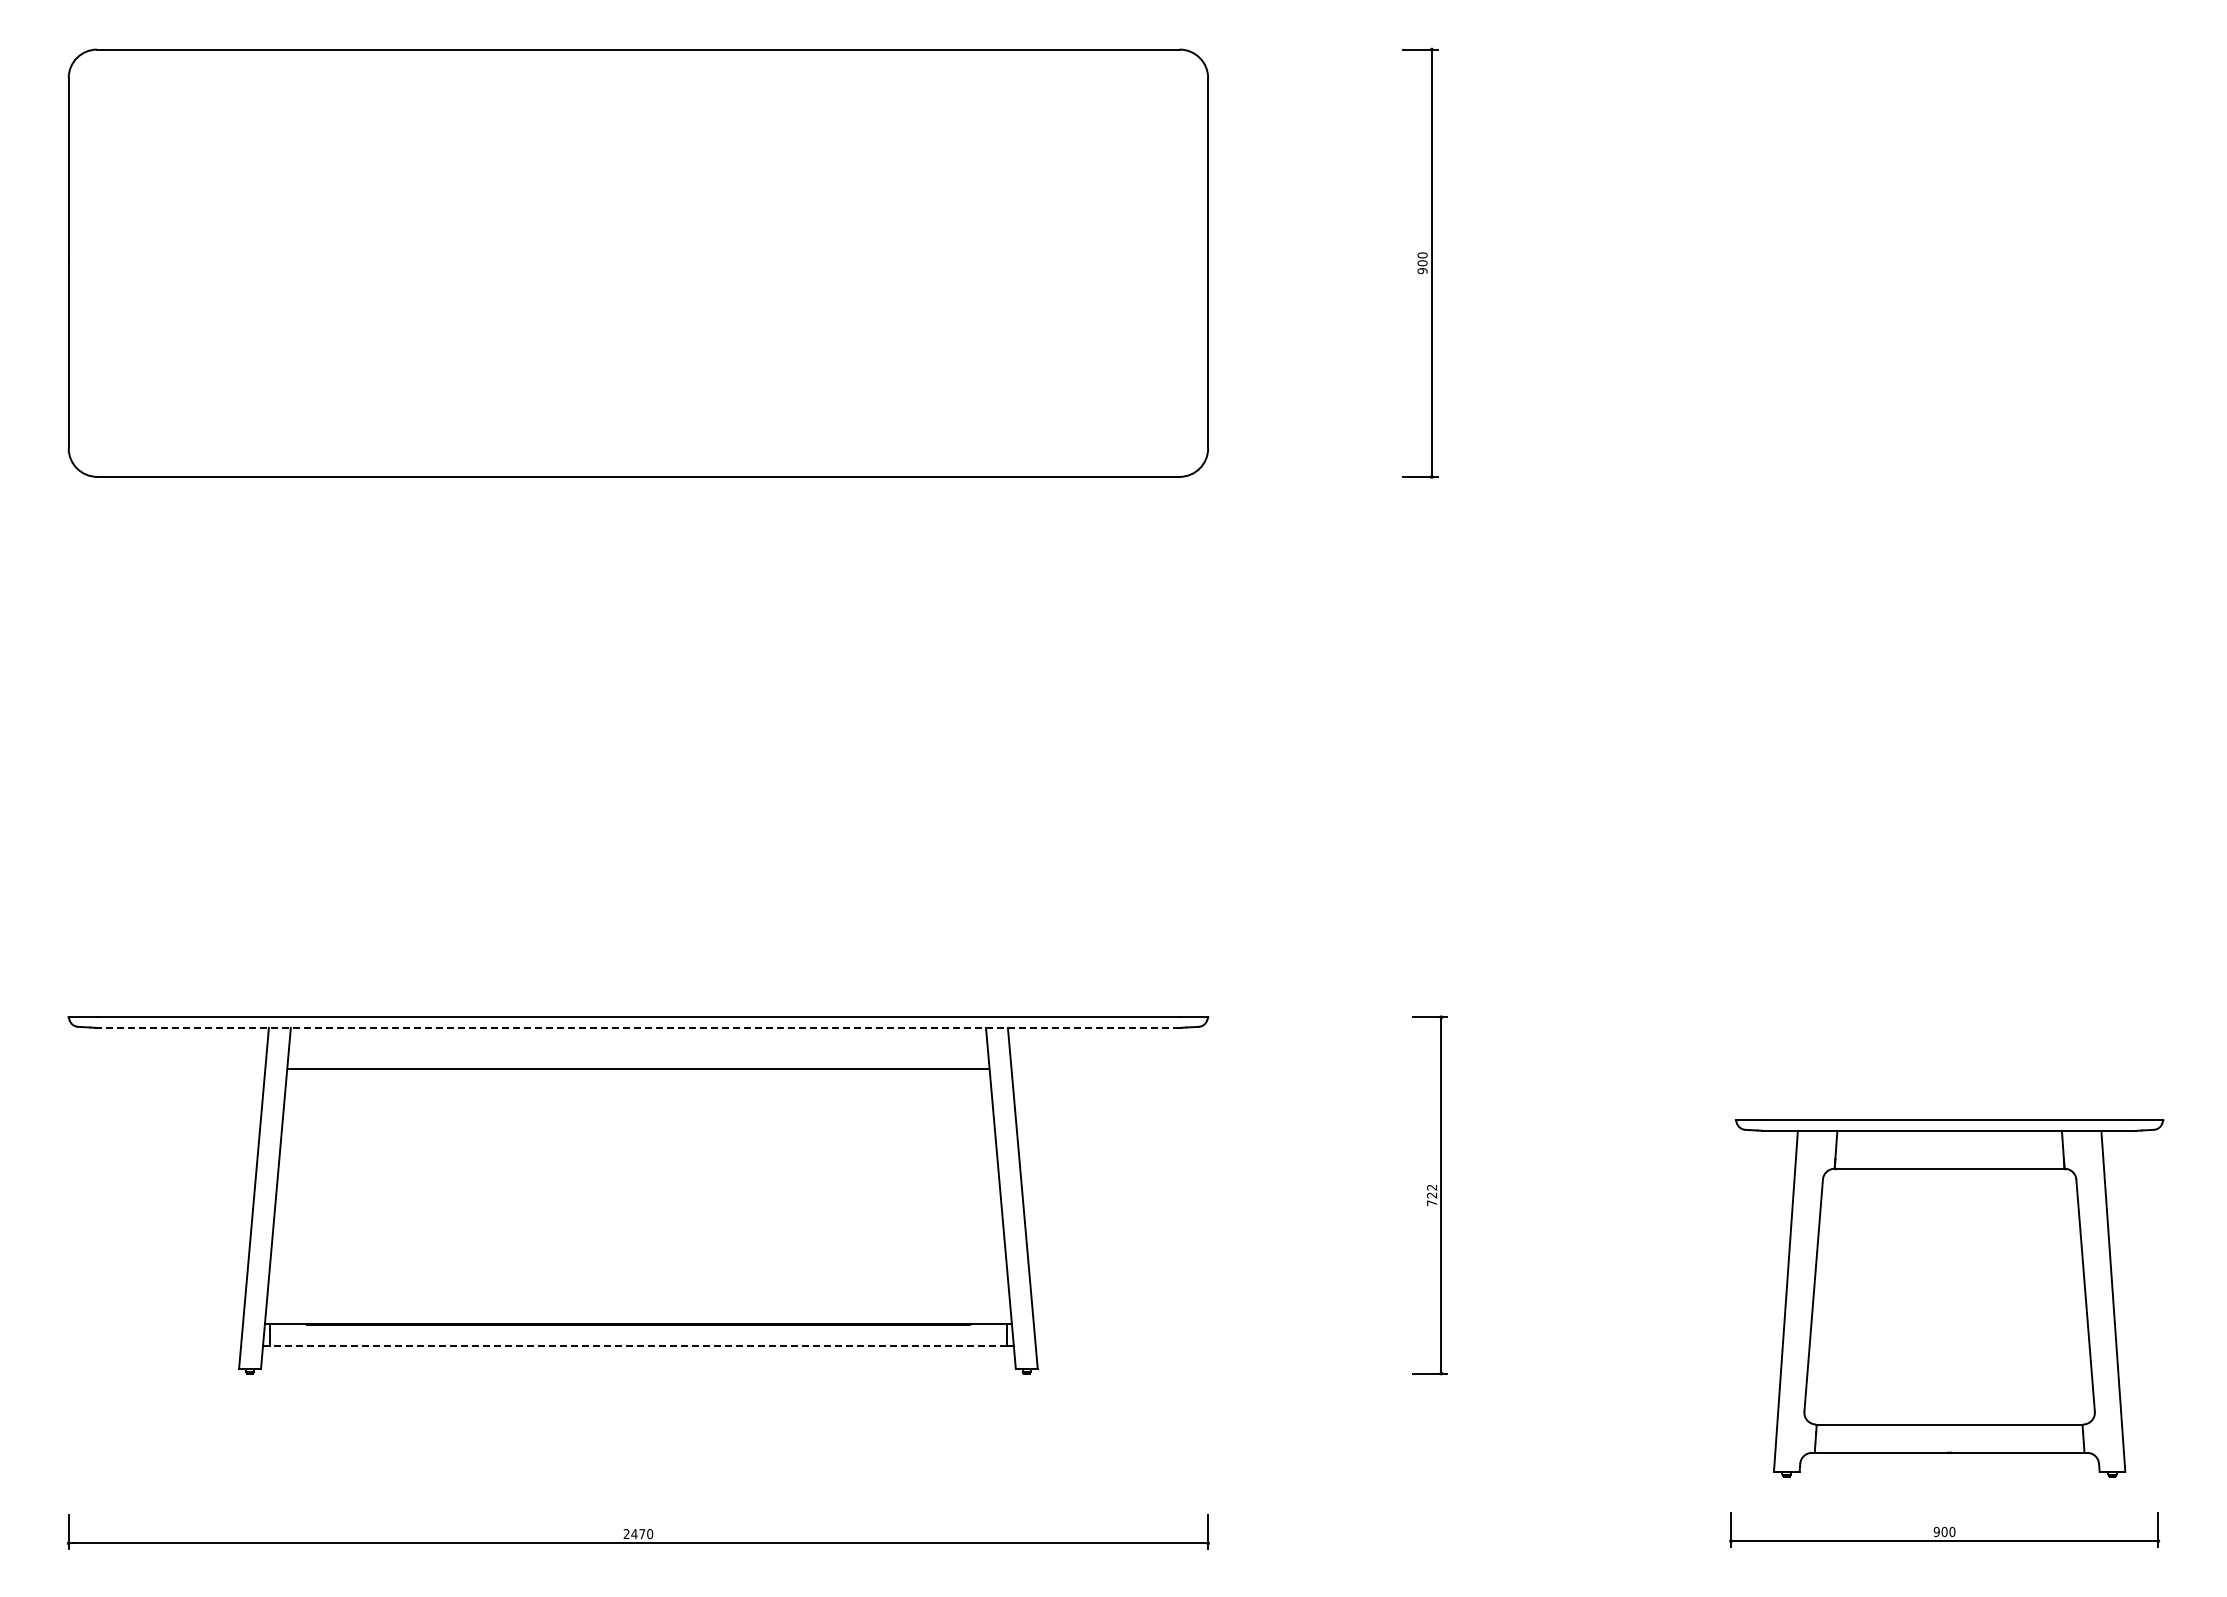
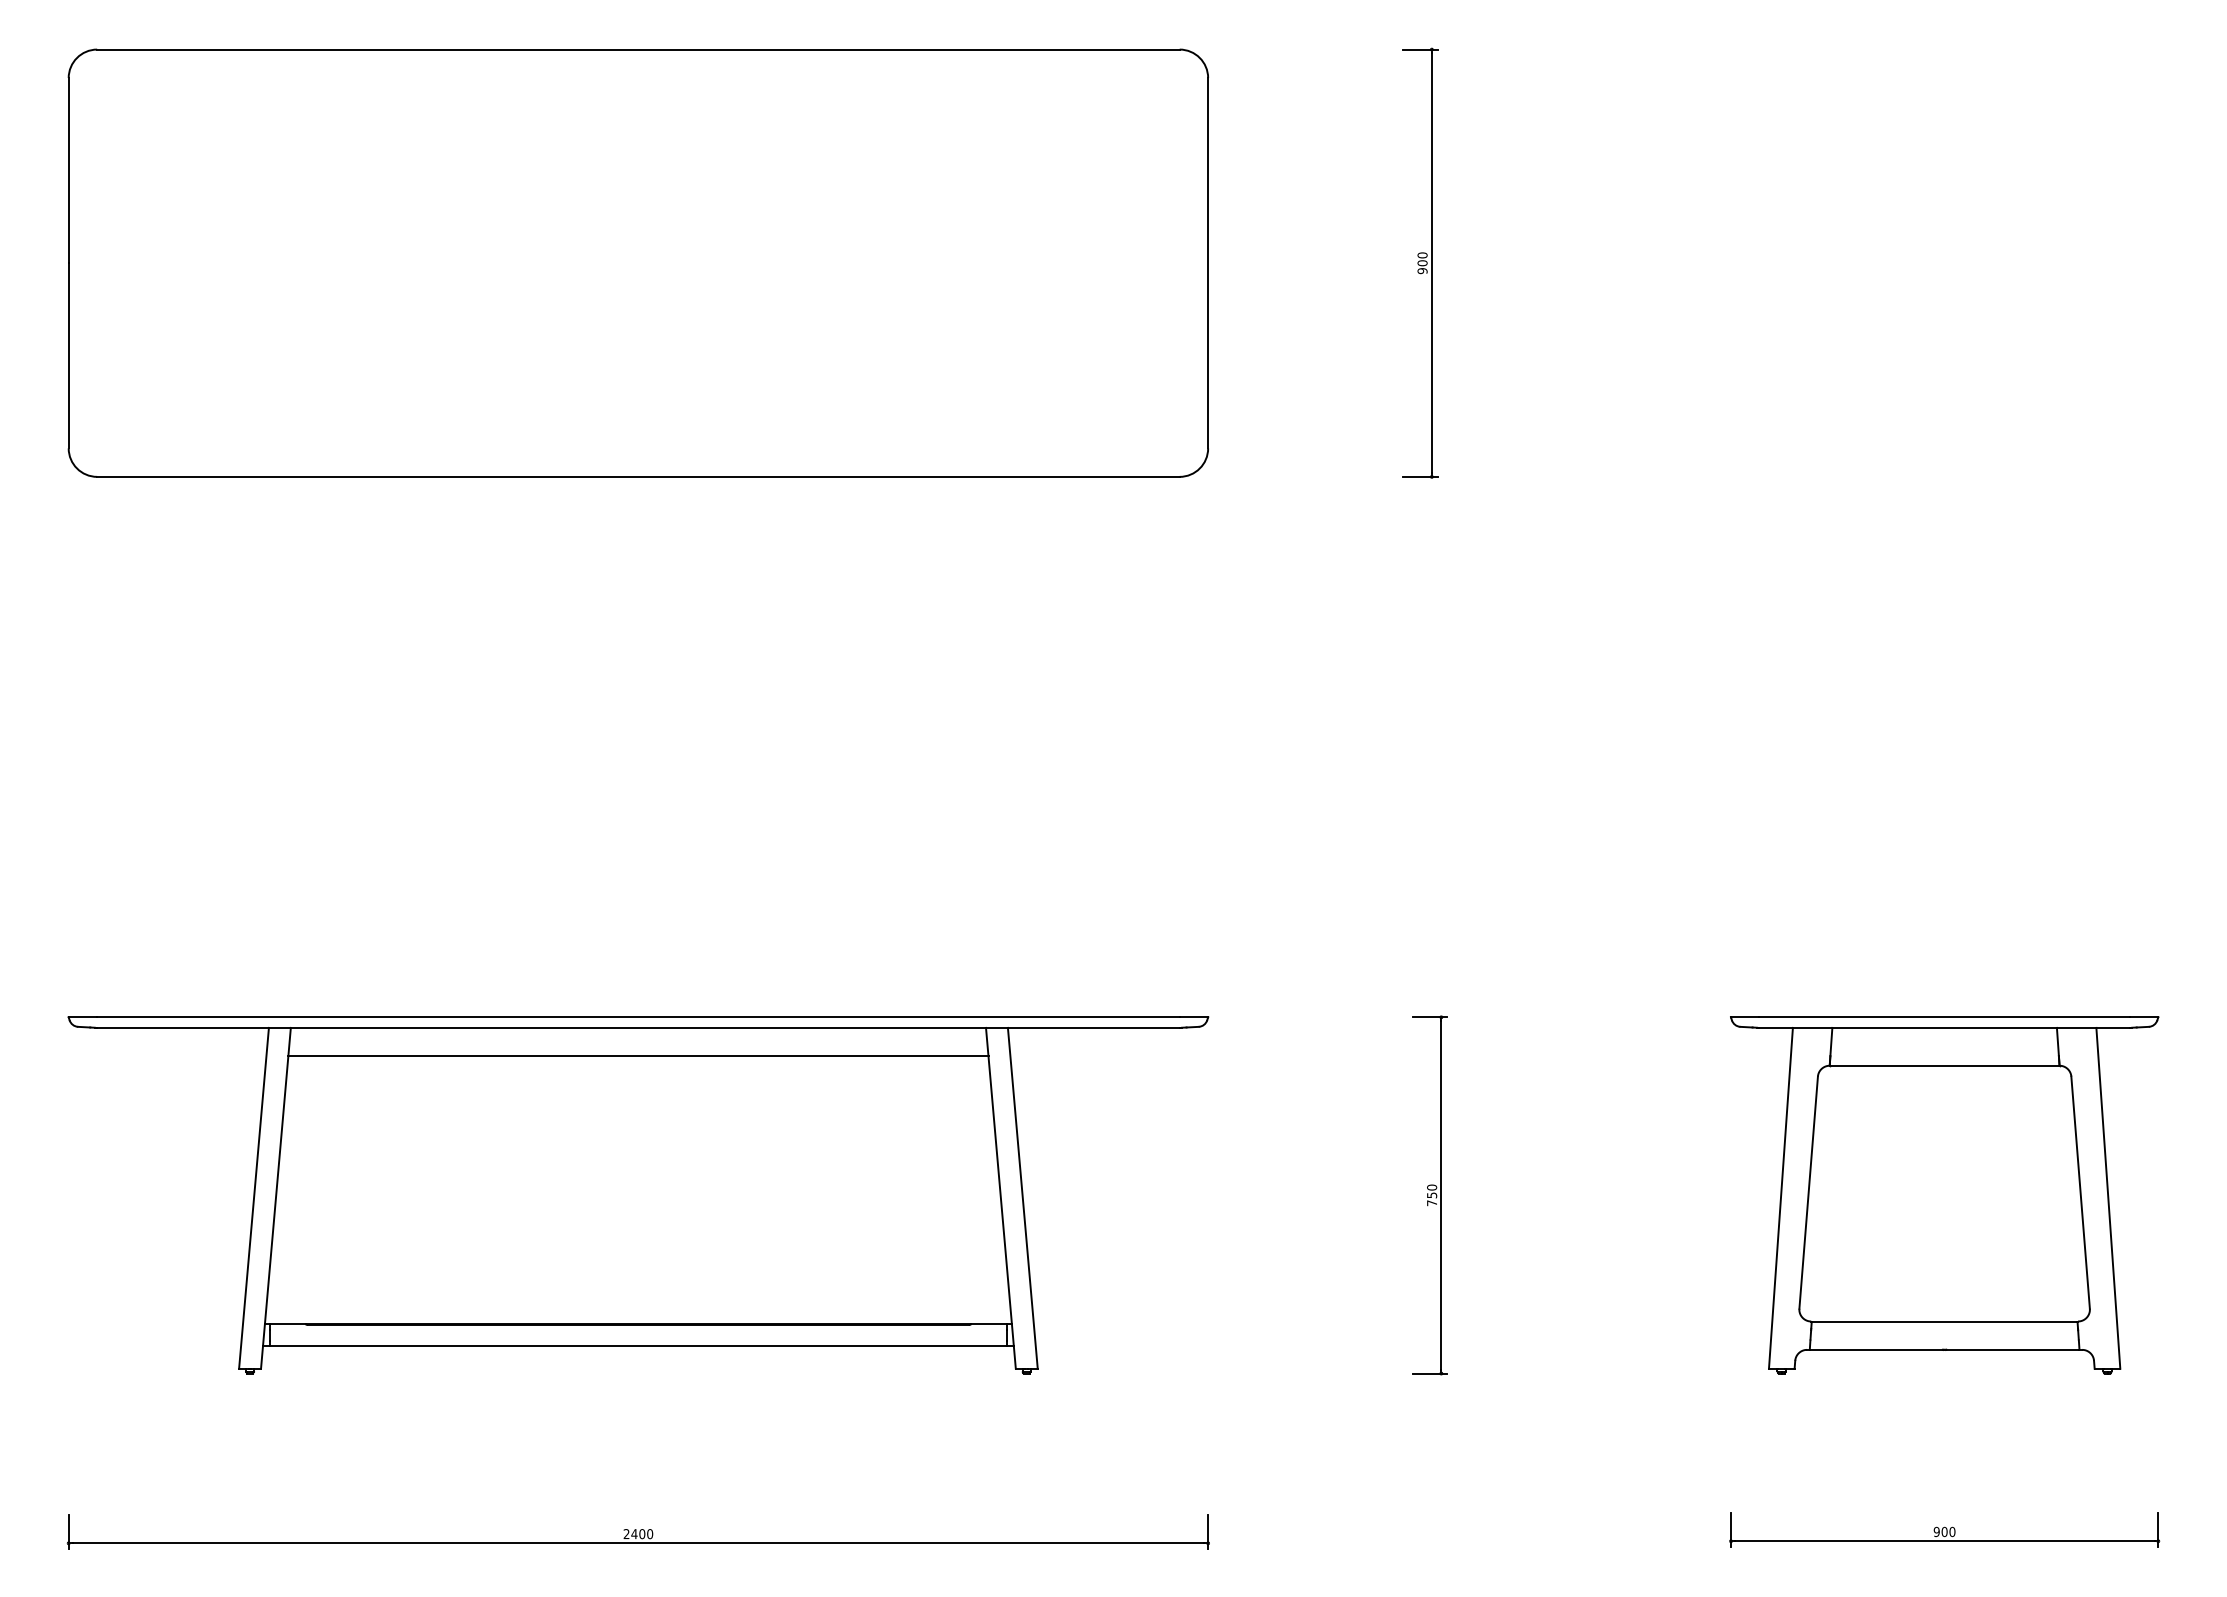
line: dashed -> solid (637, 1027)
line position: (638, 1069) -> (638, 1056) (638, 1056)
text: 722 -> 750 (1432, 1191)
part position: (1949, 1298) -> (1944, 1195) (1944, 1195)
line: dashed -> solid (638, 1346)
text: 2470 -> 2400 (642, 1534)
